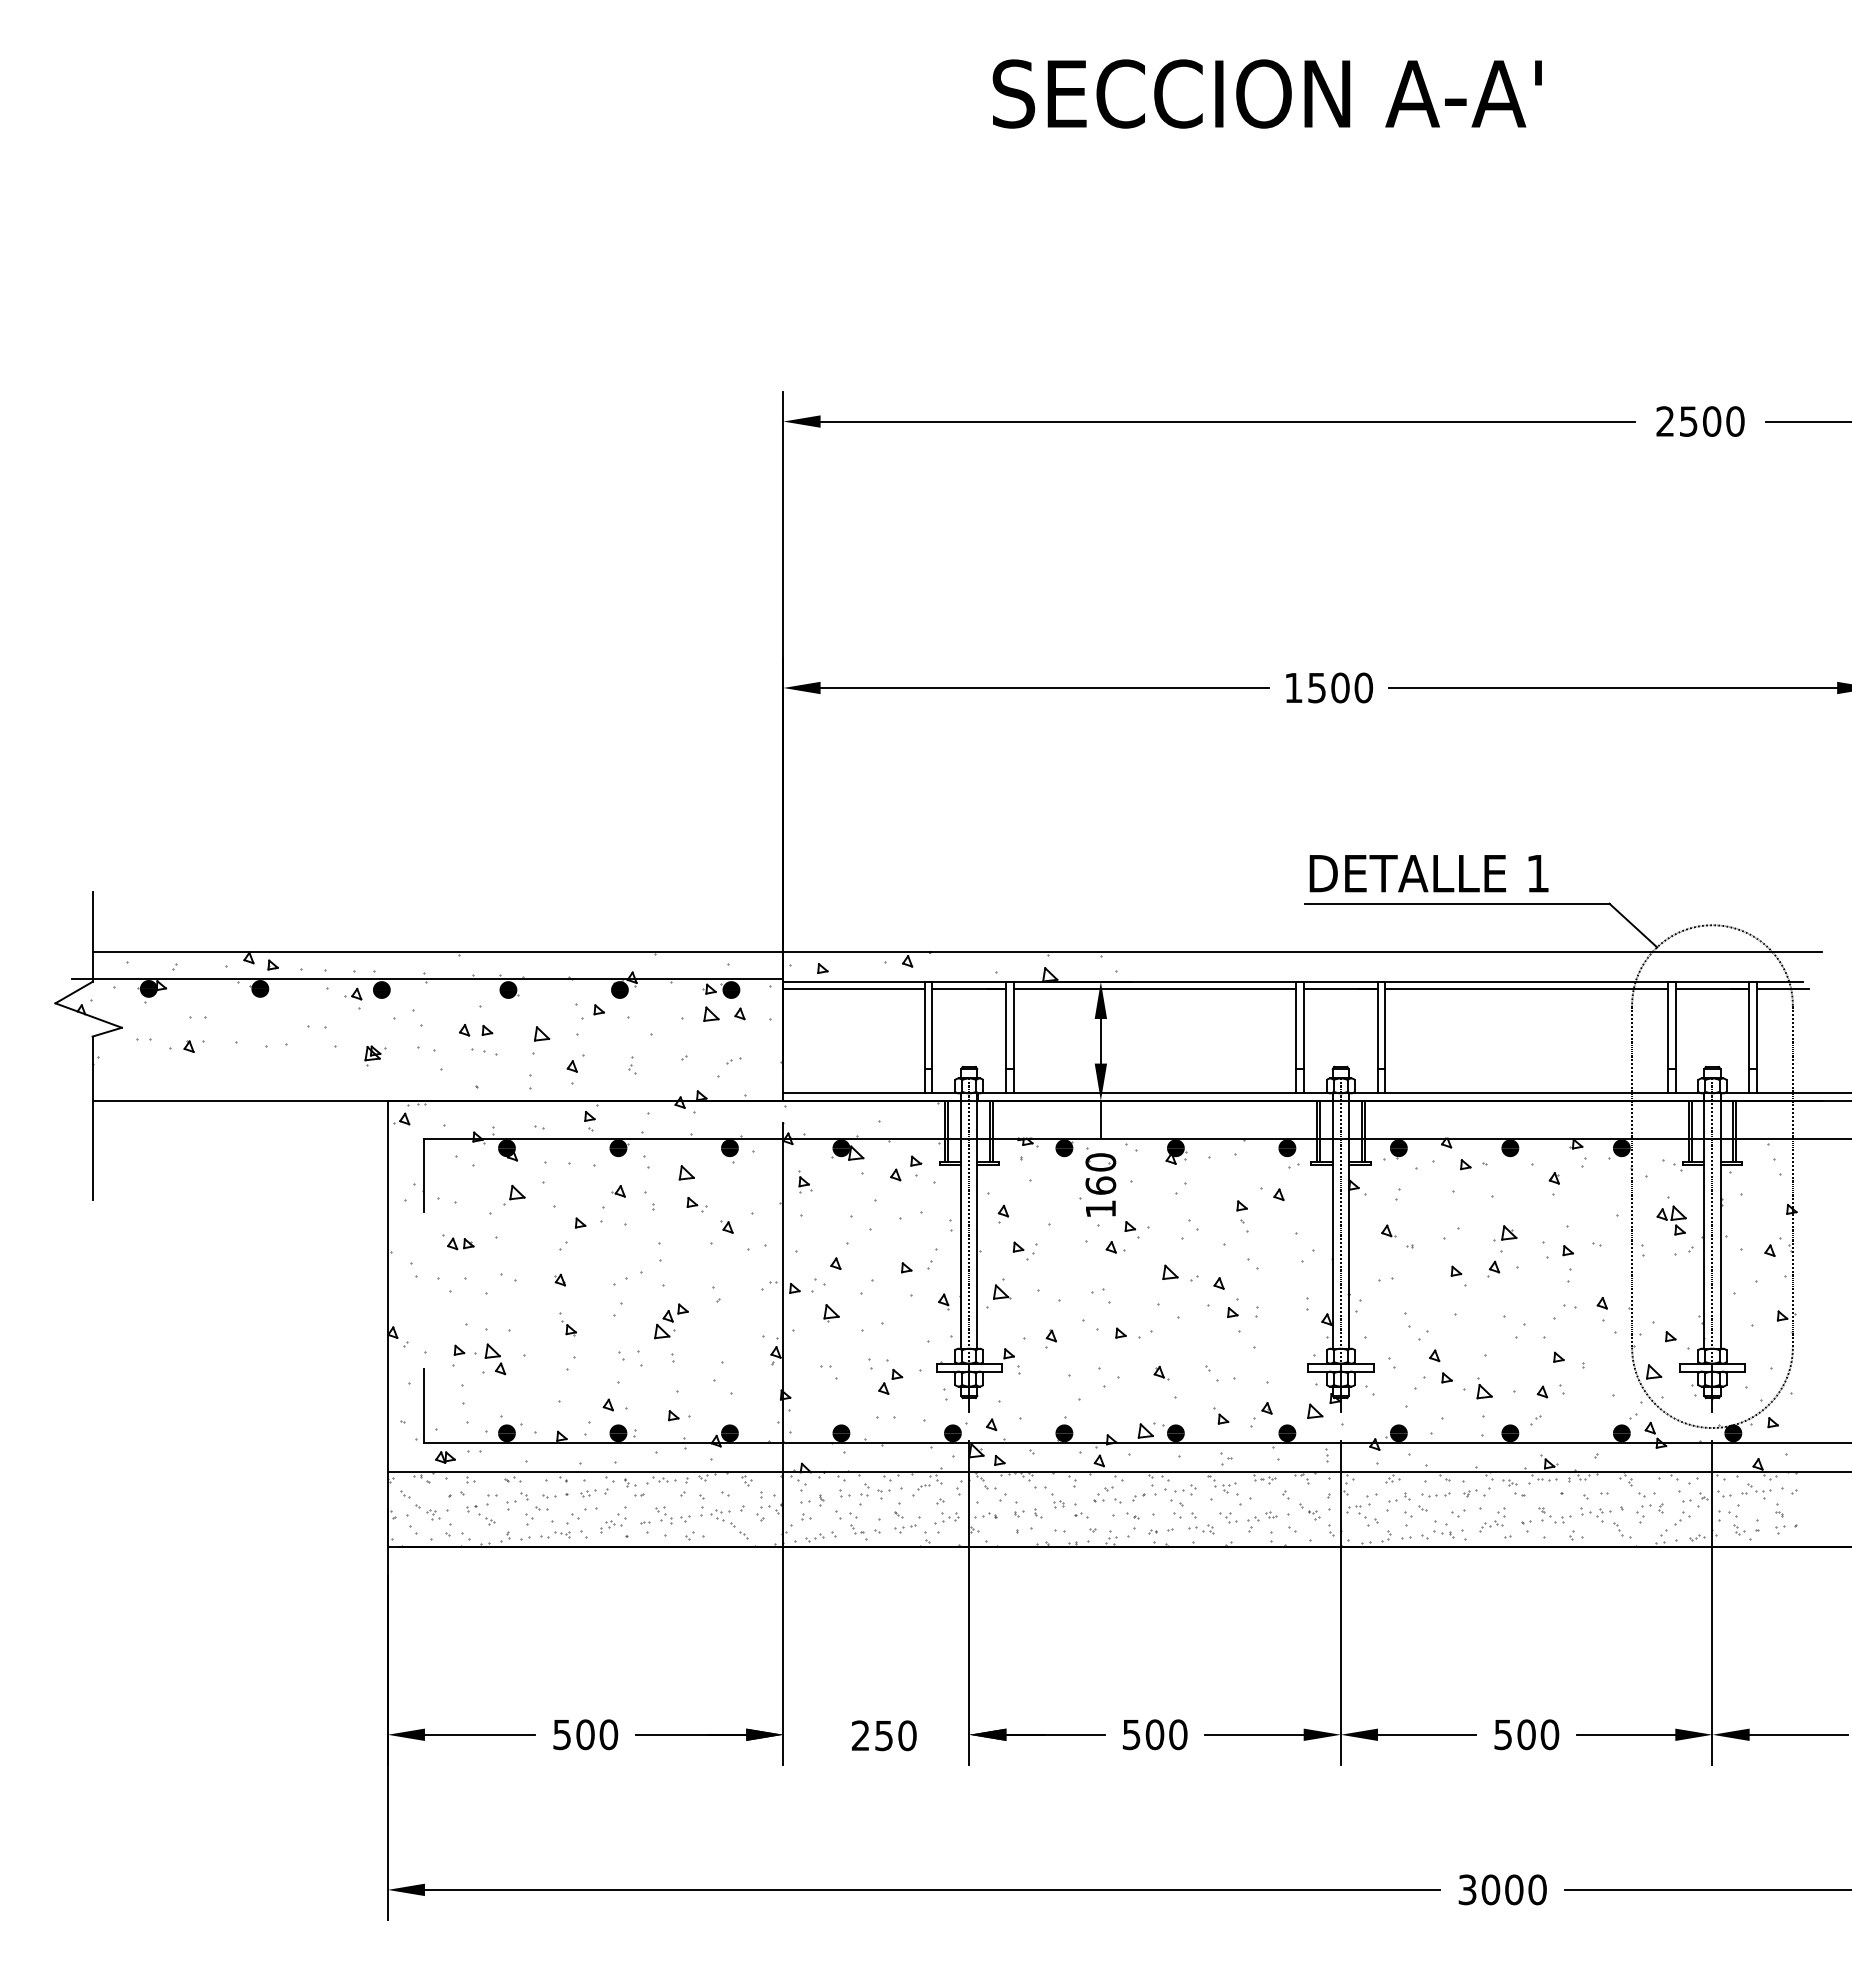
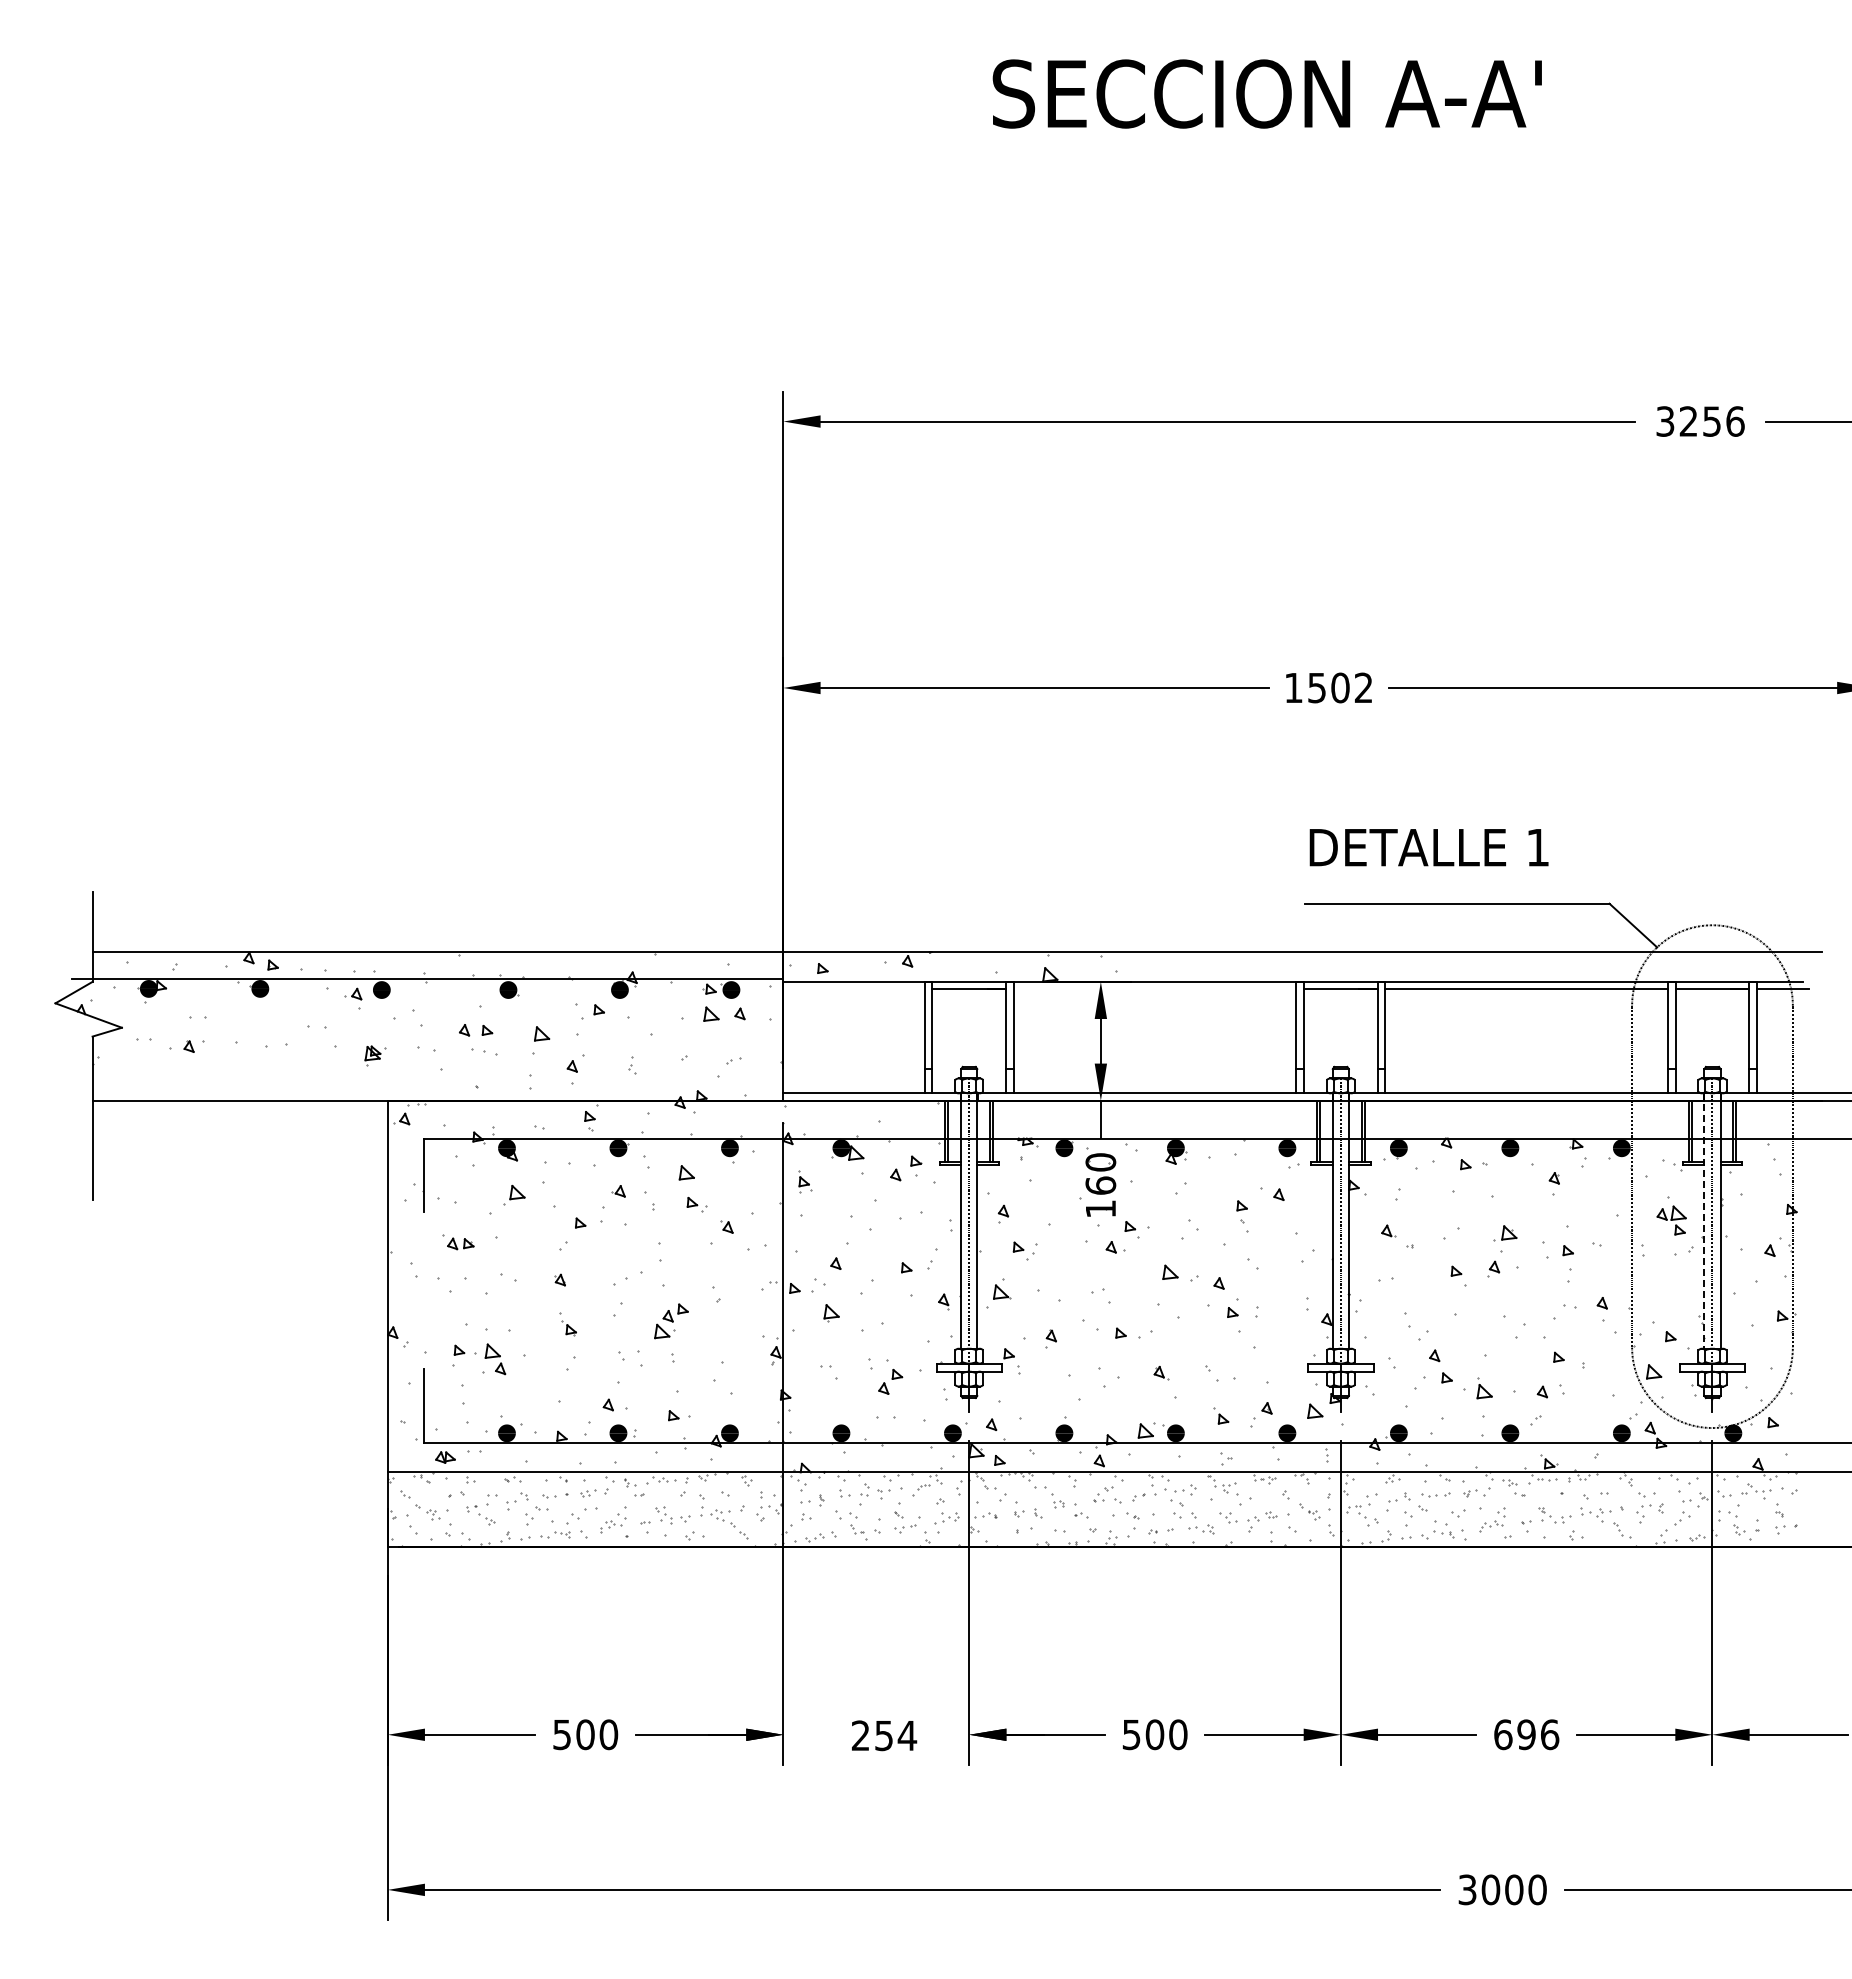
text: 2500 -> 3256 (1700, 421)
text: 1500 -> 1502 (1363, 687)
text position: (1428, 873) -> (1428, 847) (1428, 847)
line: present -> none (853, 989)
line: present -> none (1154, 989)
line: solid -> dashed (1704, 1221)
text: 500 -> 696 (1526, 1734)
text: 250 -> 254 (907, 1735)
